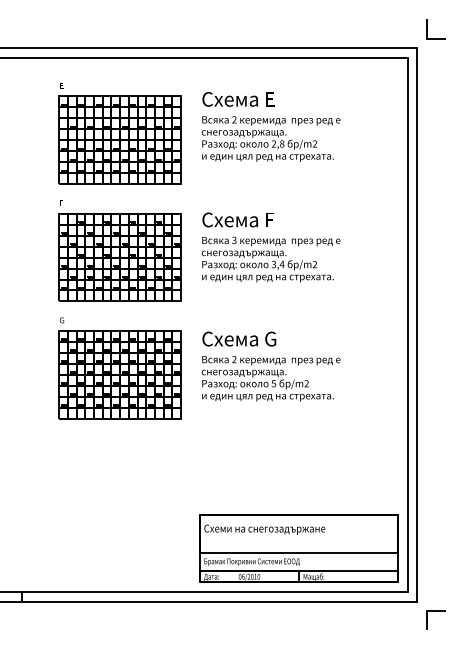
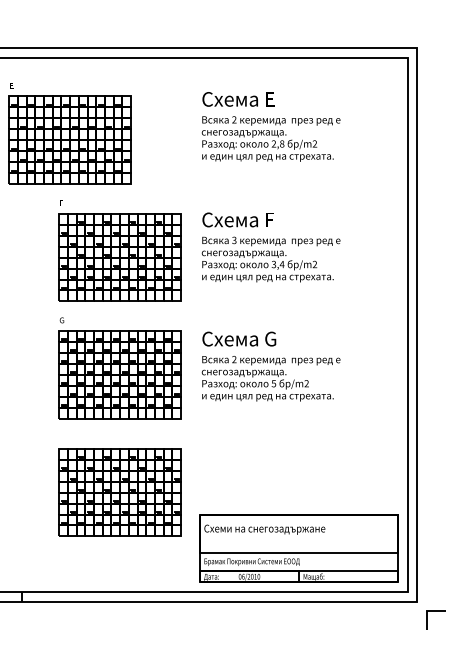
line: present -> none (427, 29)
part position: (119, 133) -> (69, 133) (69, 133)
part: none -> present (119, 492)
